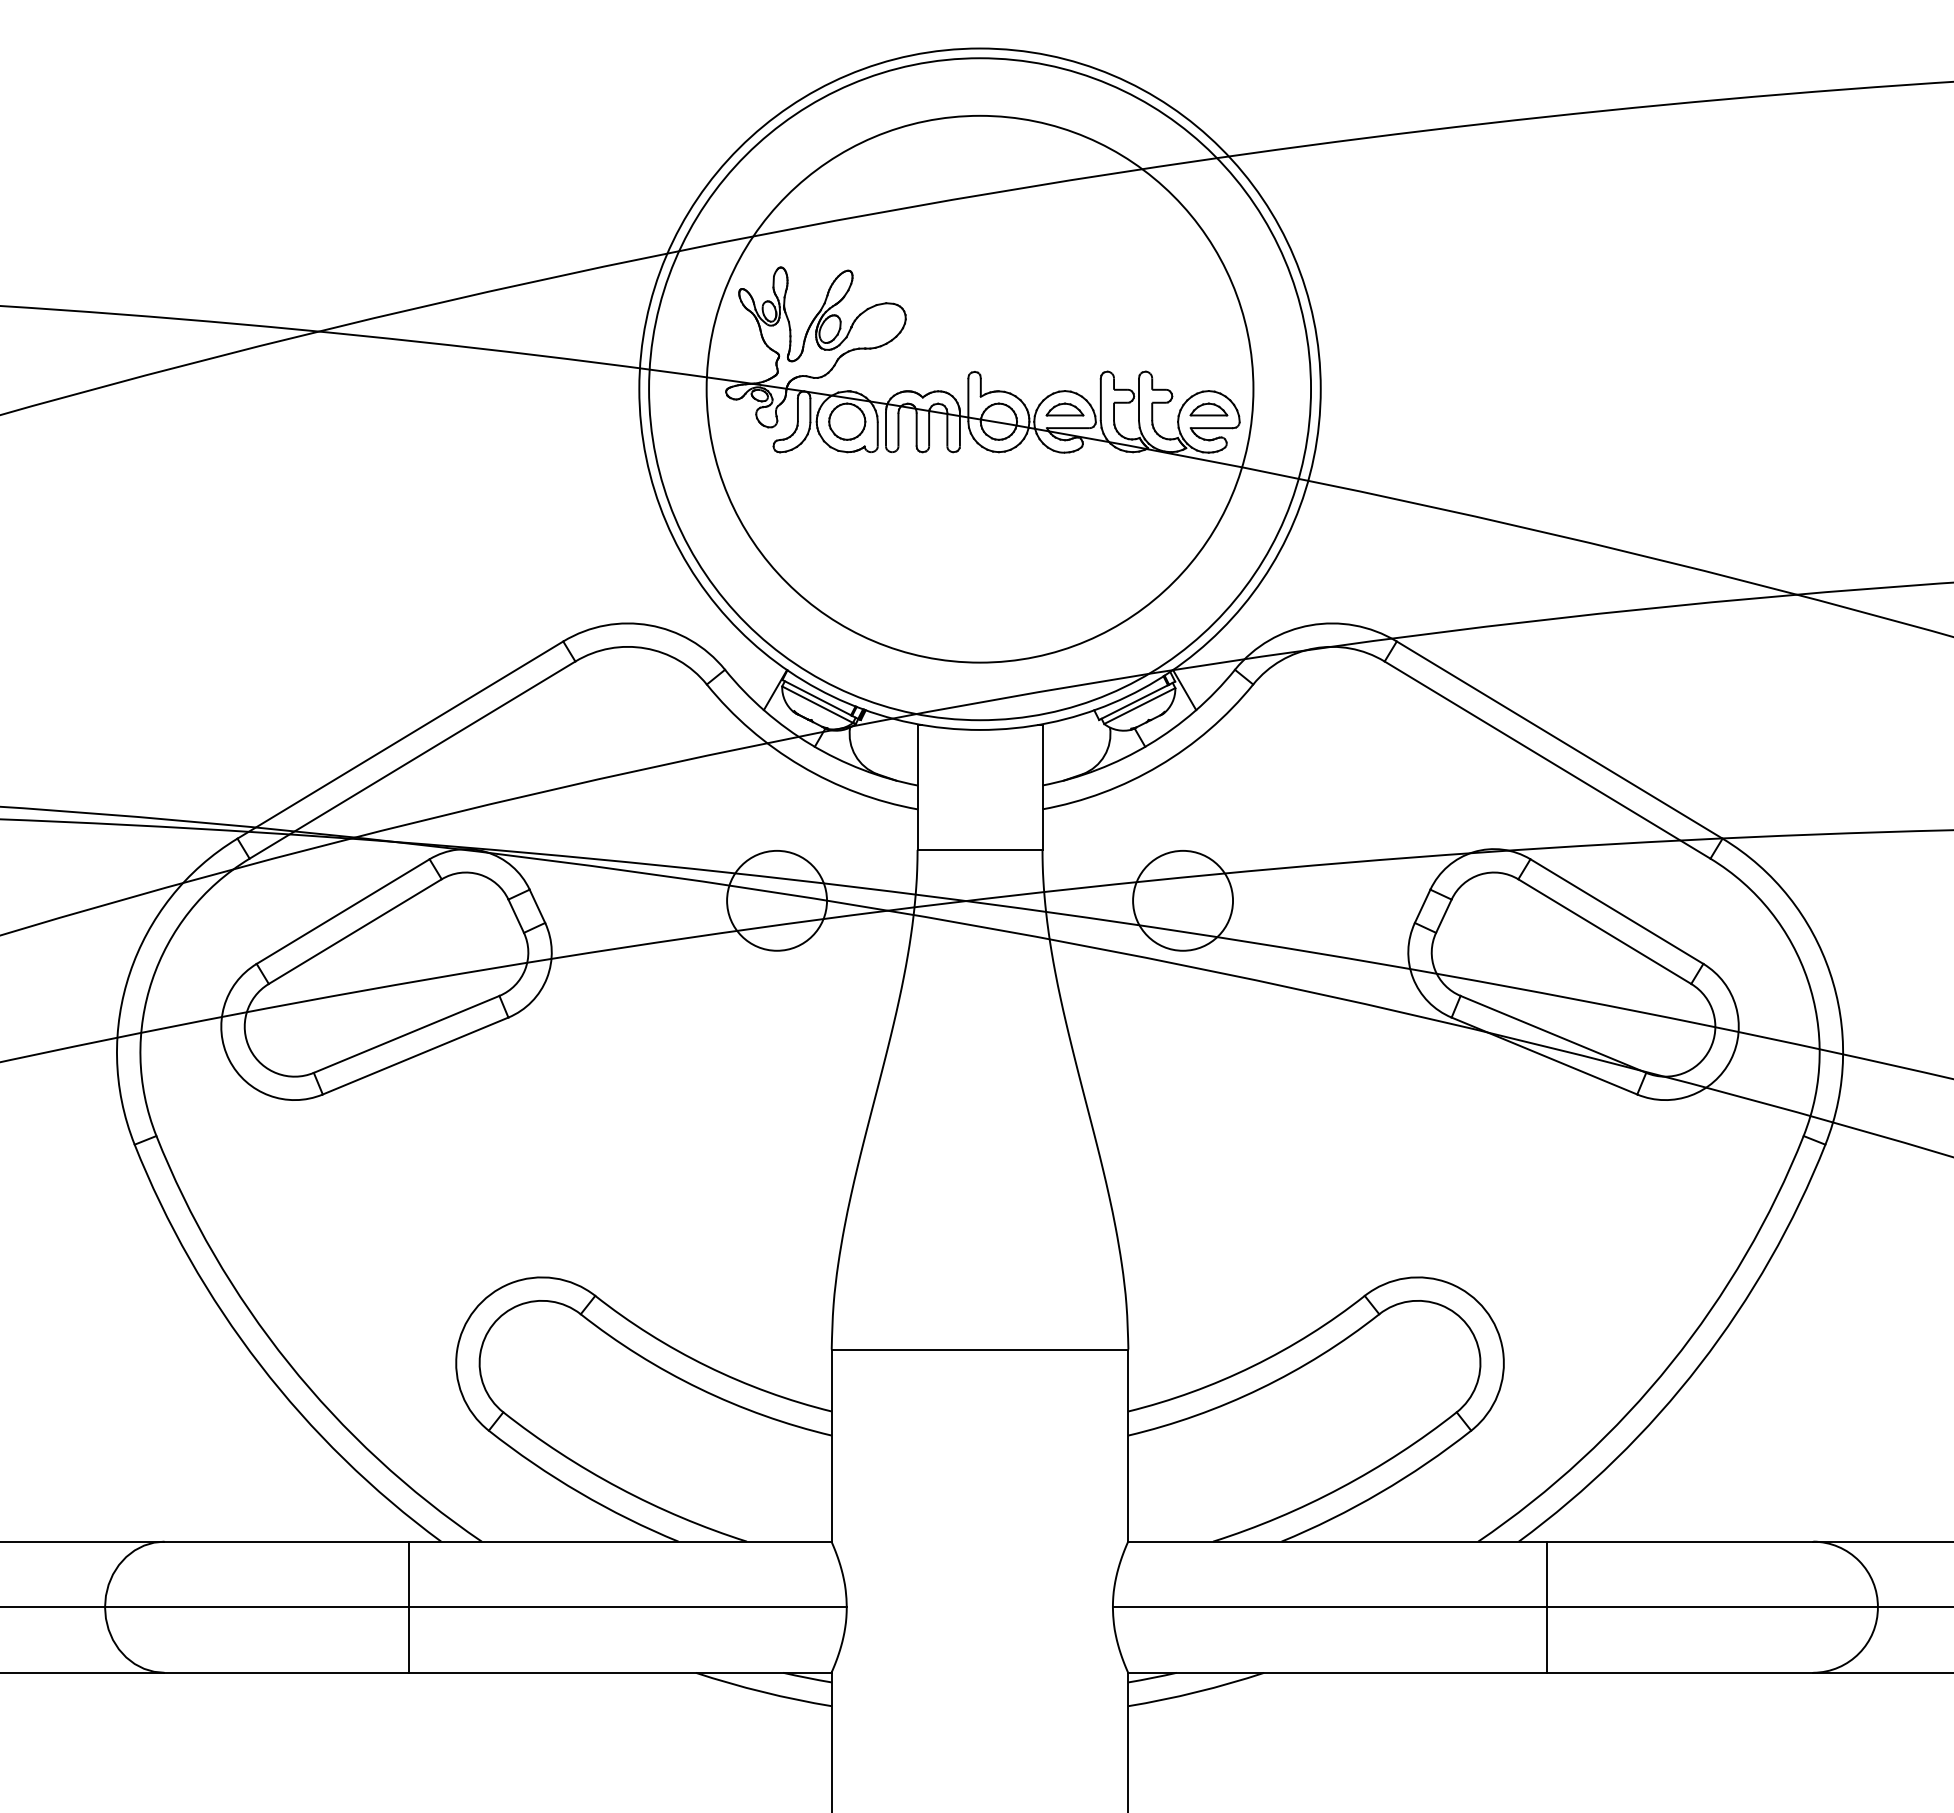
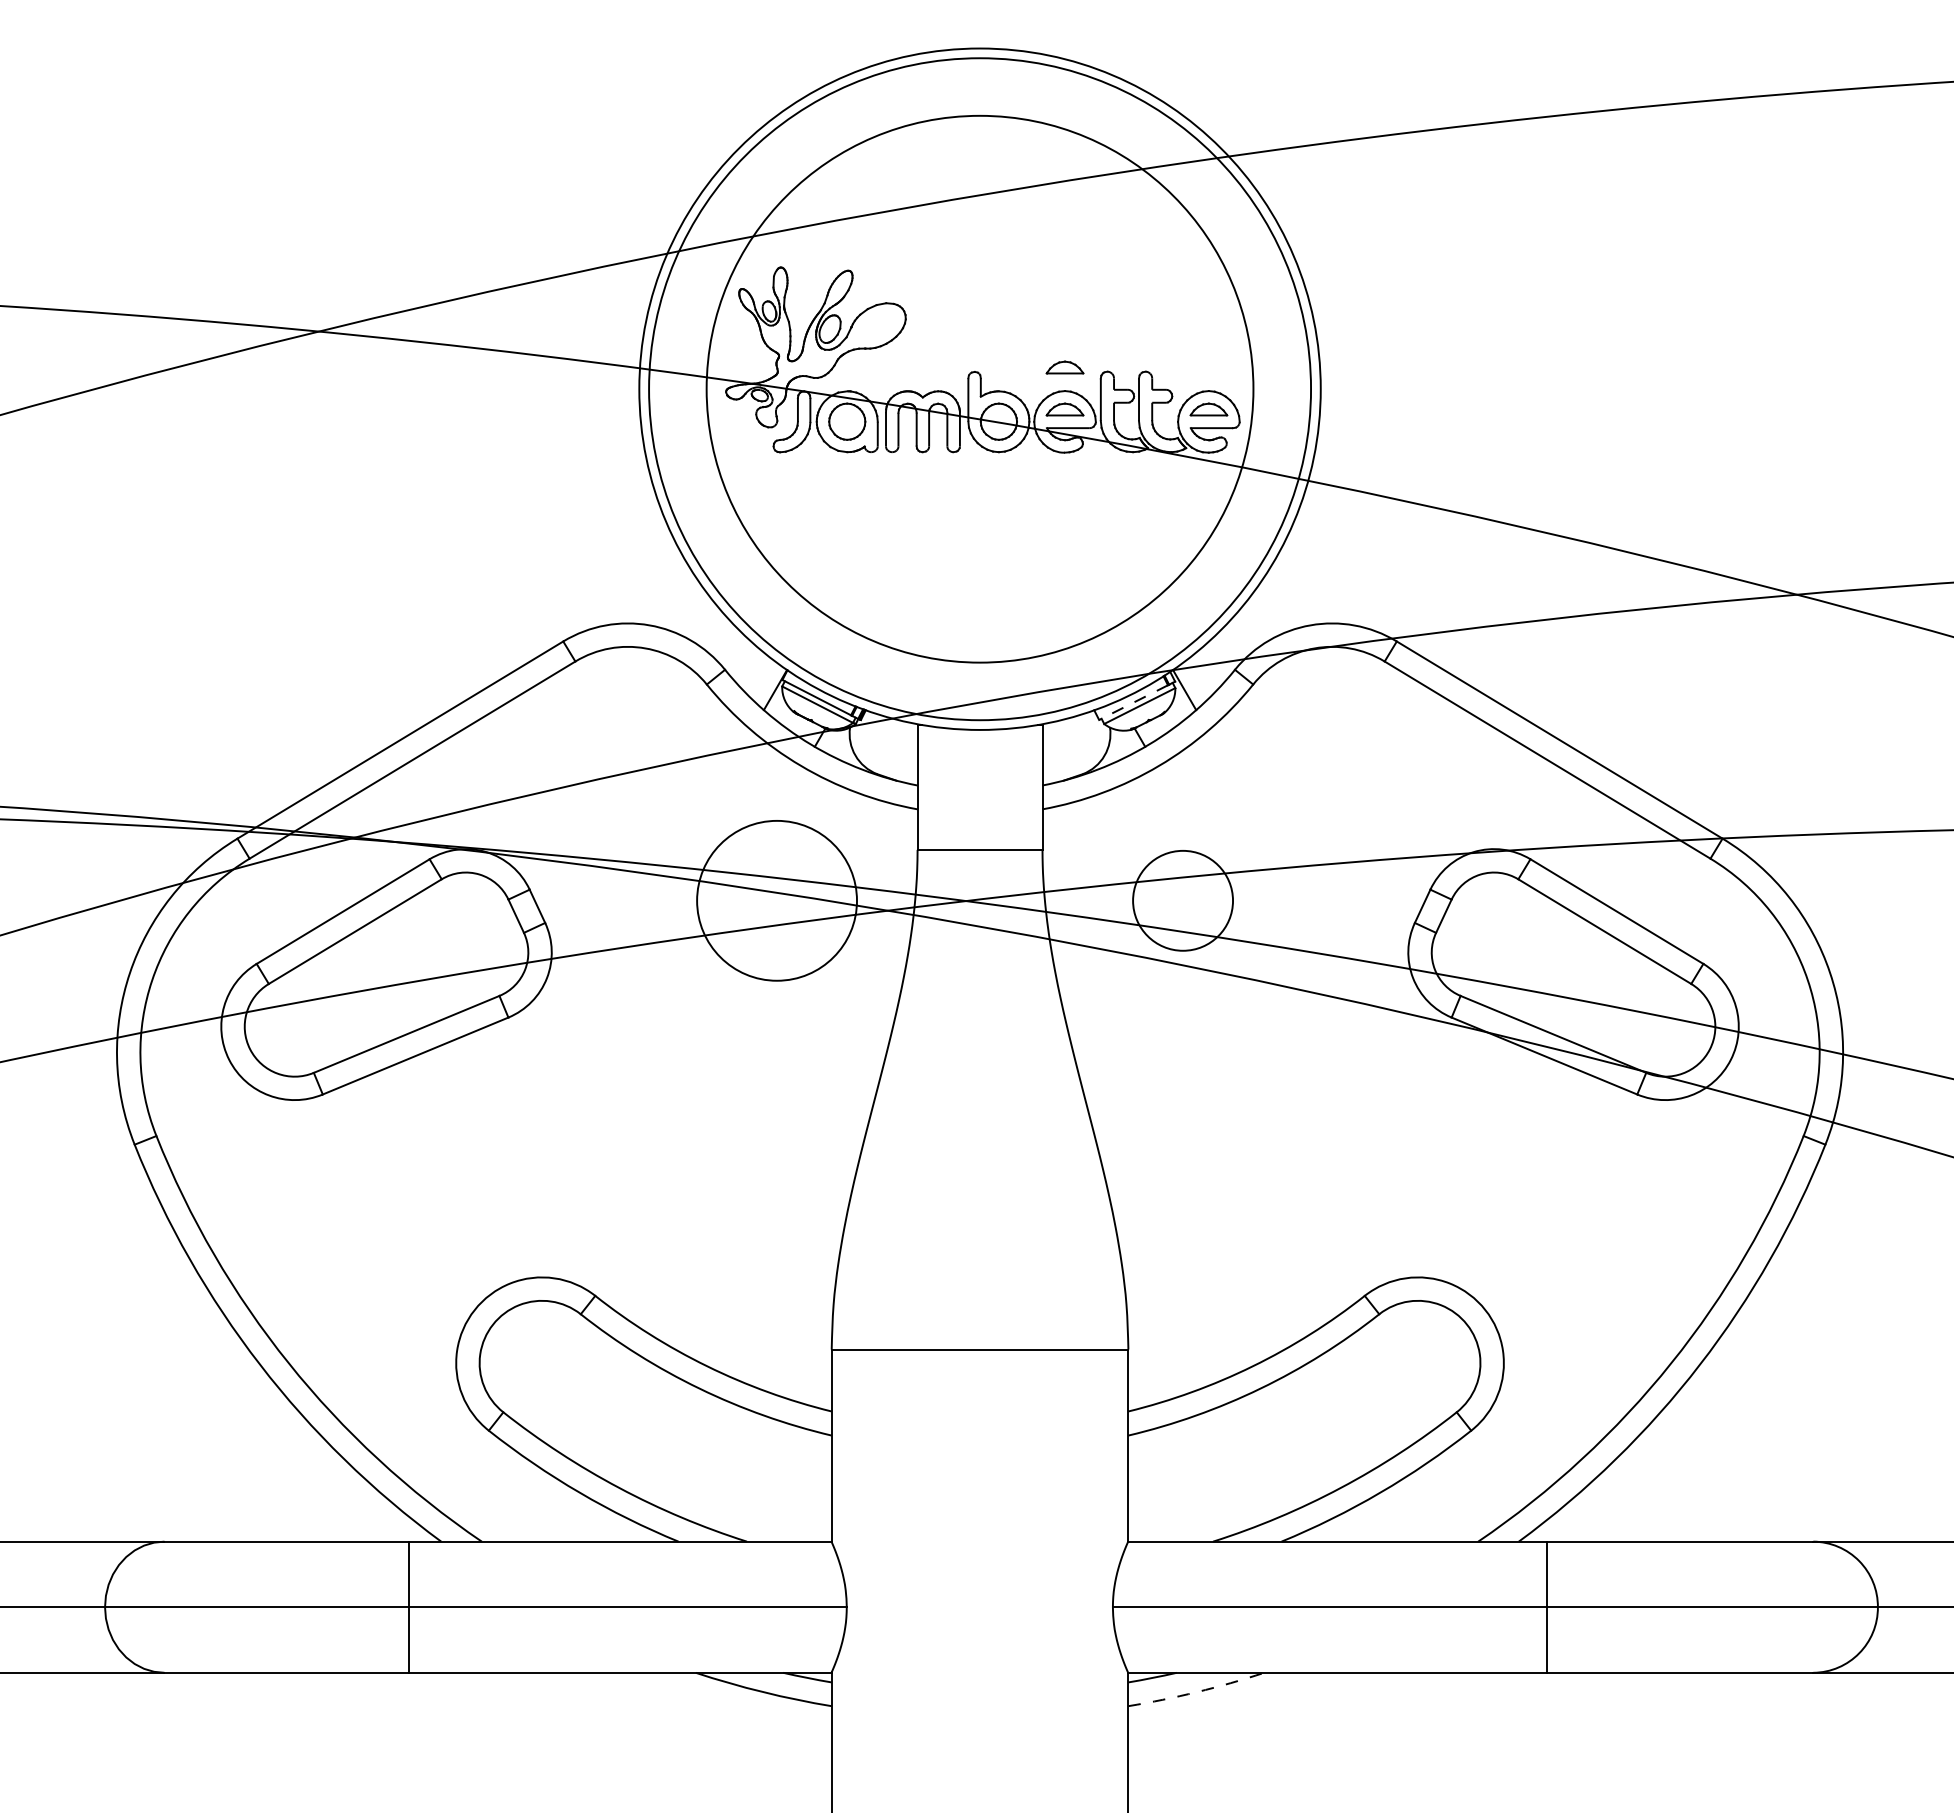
part: none -> present (1064, 367)
line: solid -> dashed (1133, 702)
circle diameter: 100 px -> 160 px (777, 900)
arc: solid -> dashed (1196, 1692)
